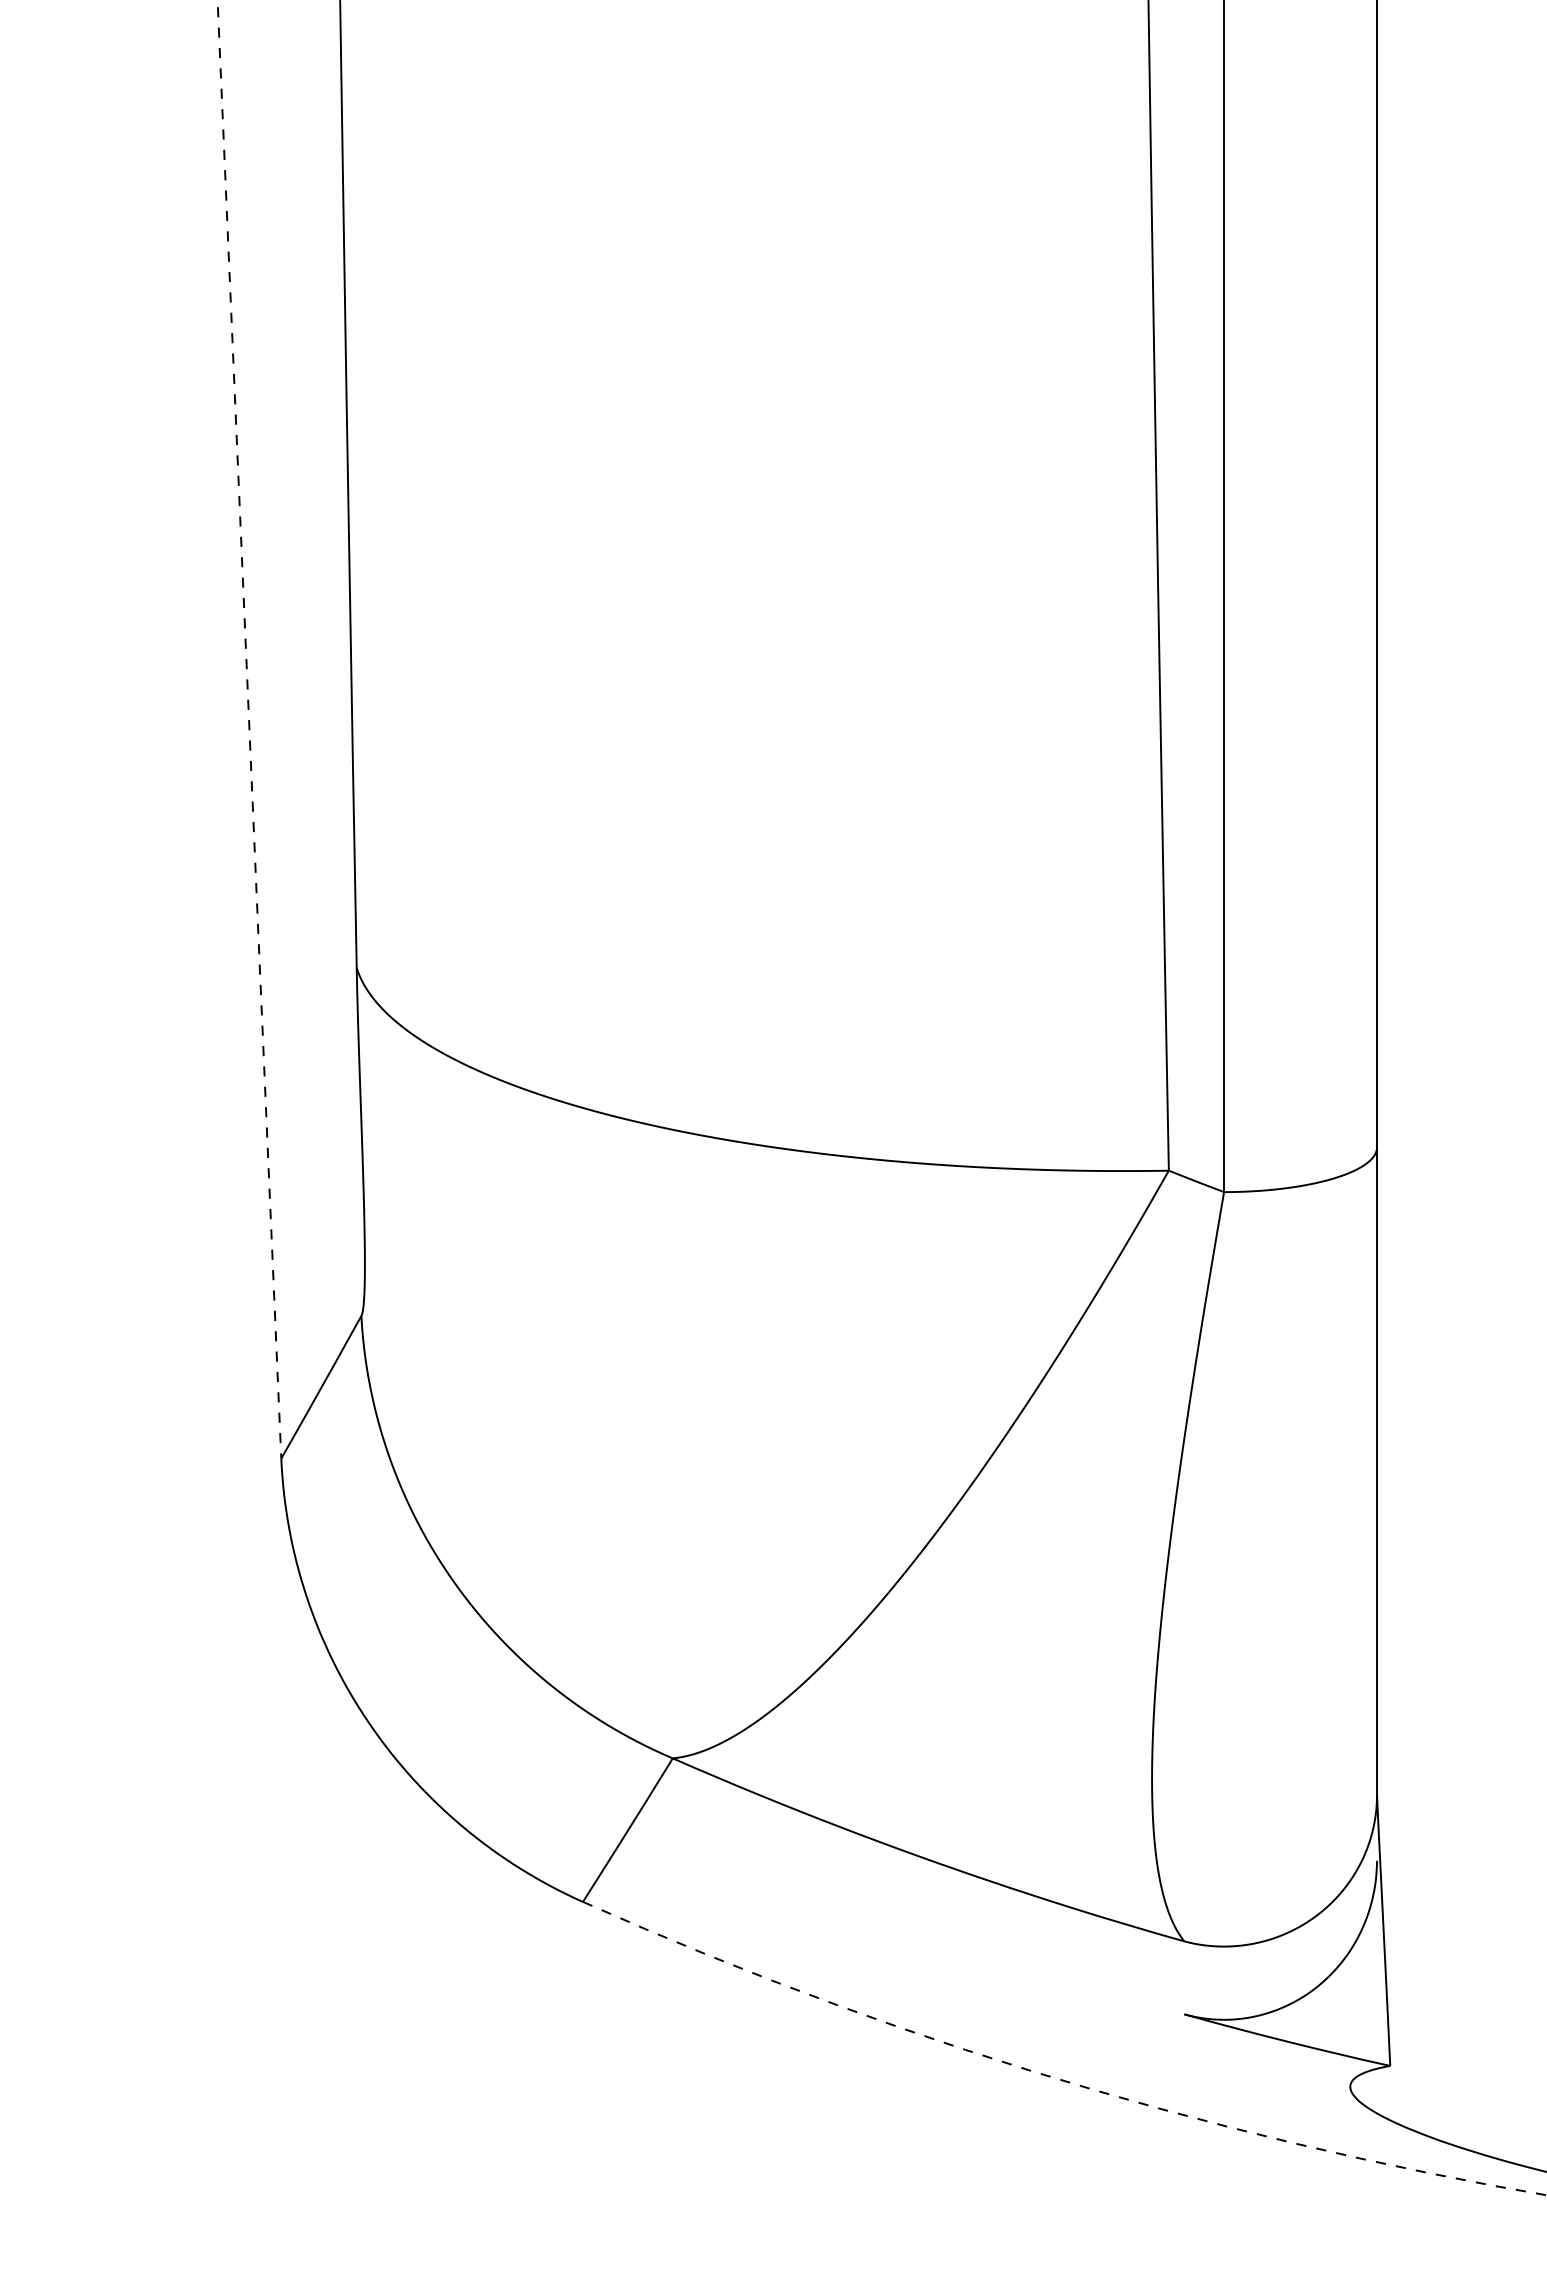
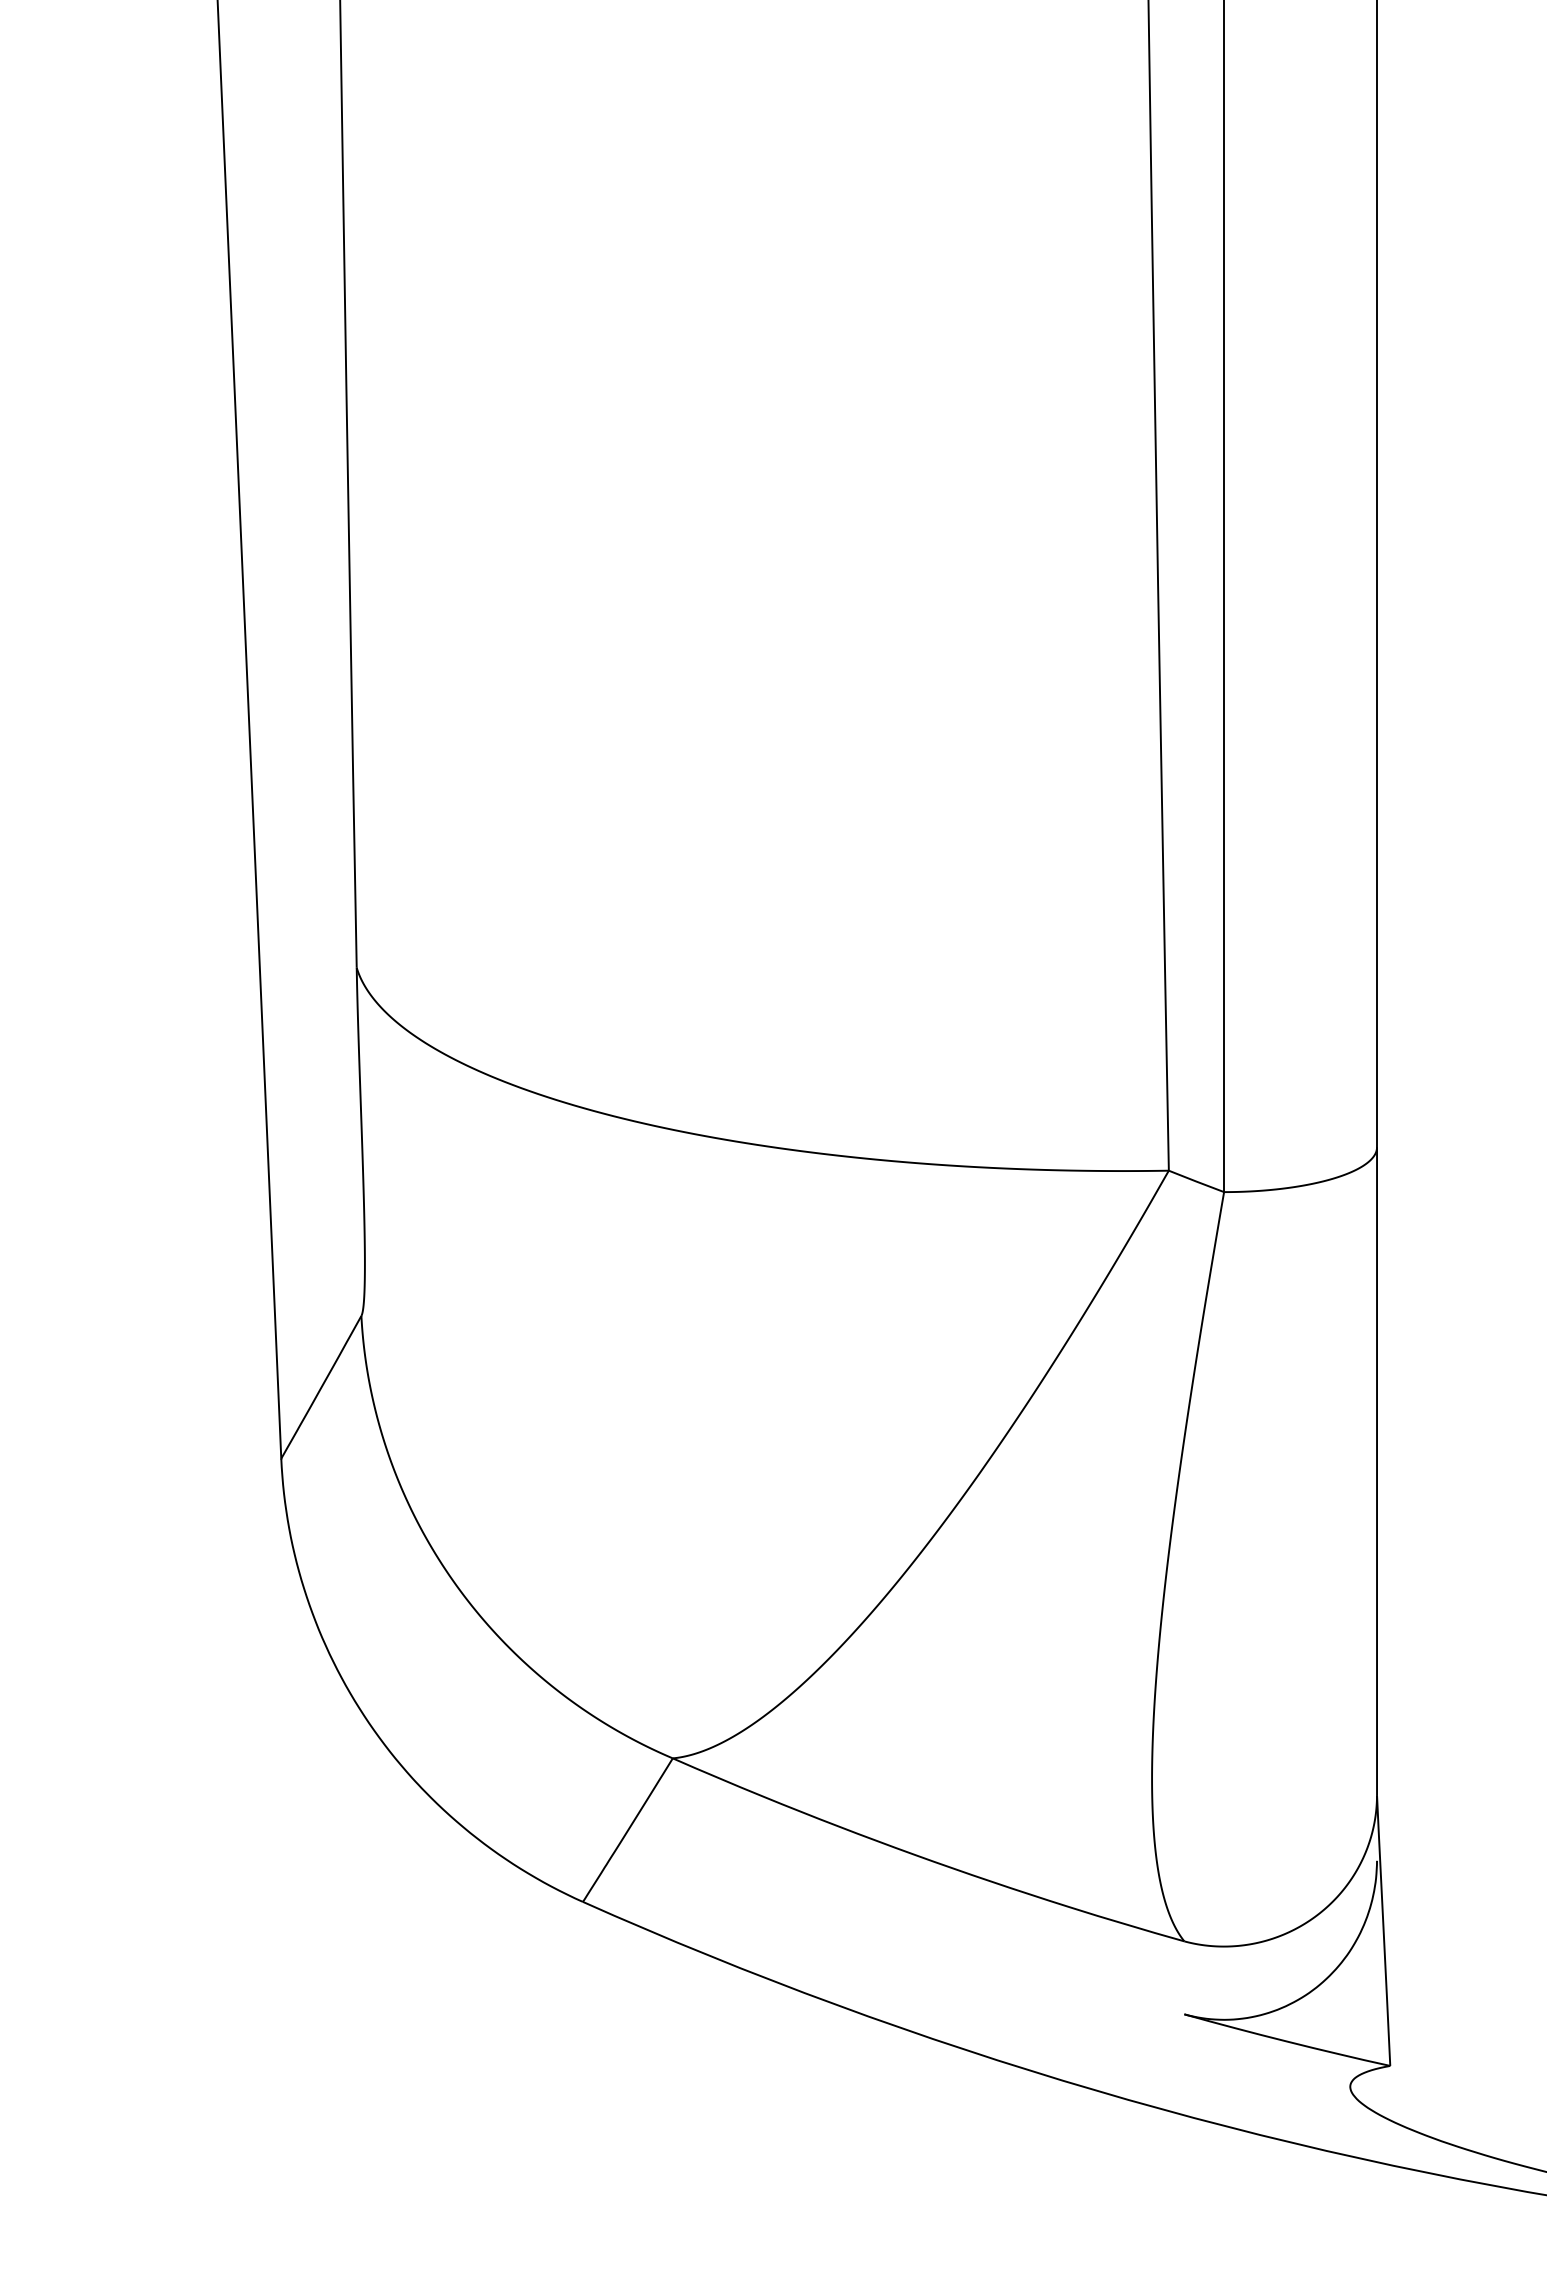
line: dashed -> solid (249, 729)
arc: dashed -> solid (1056, 2078)
